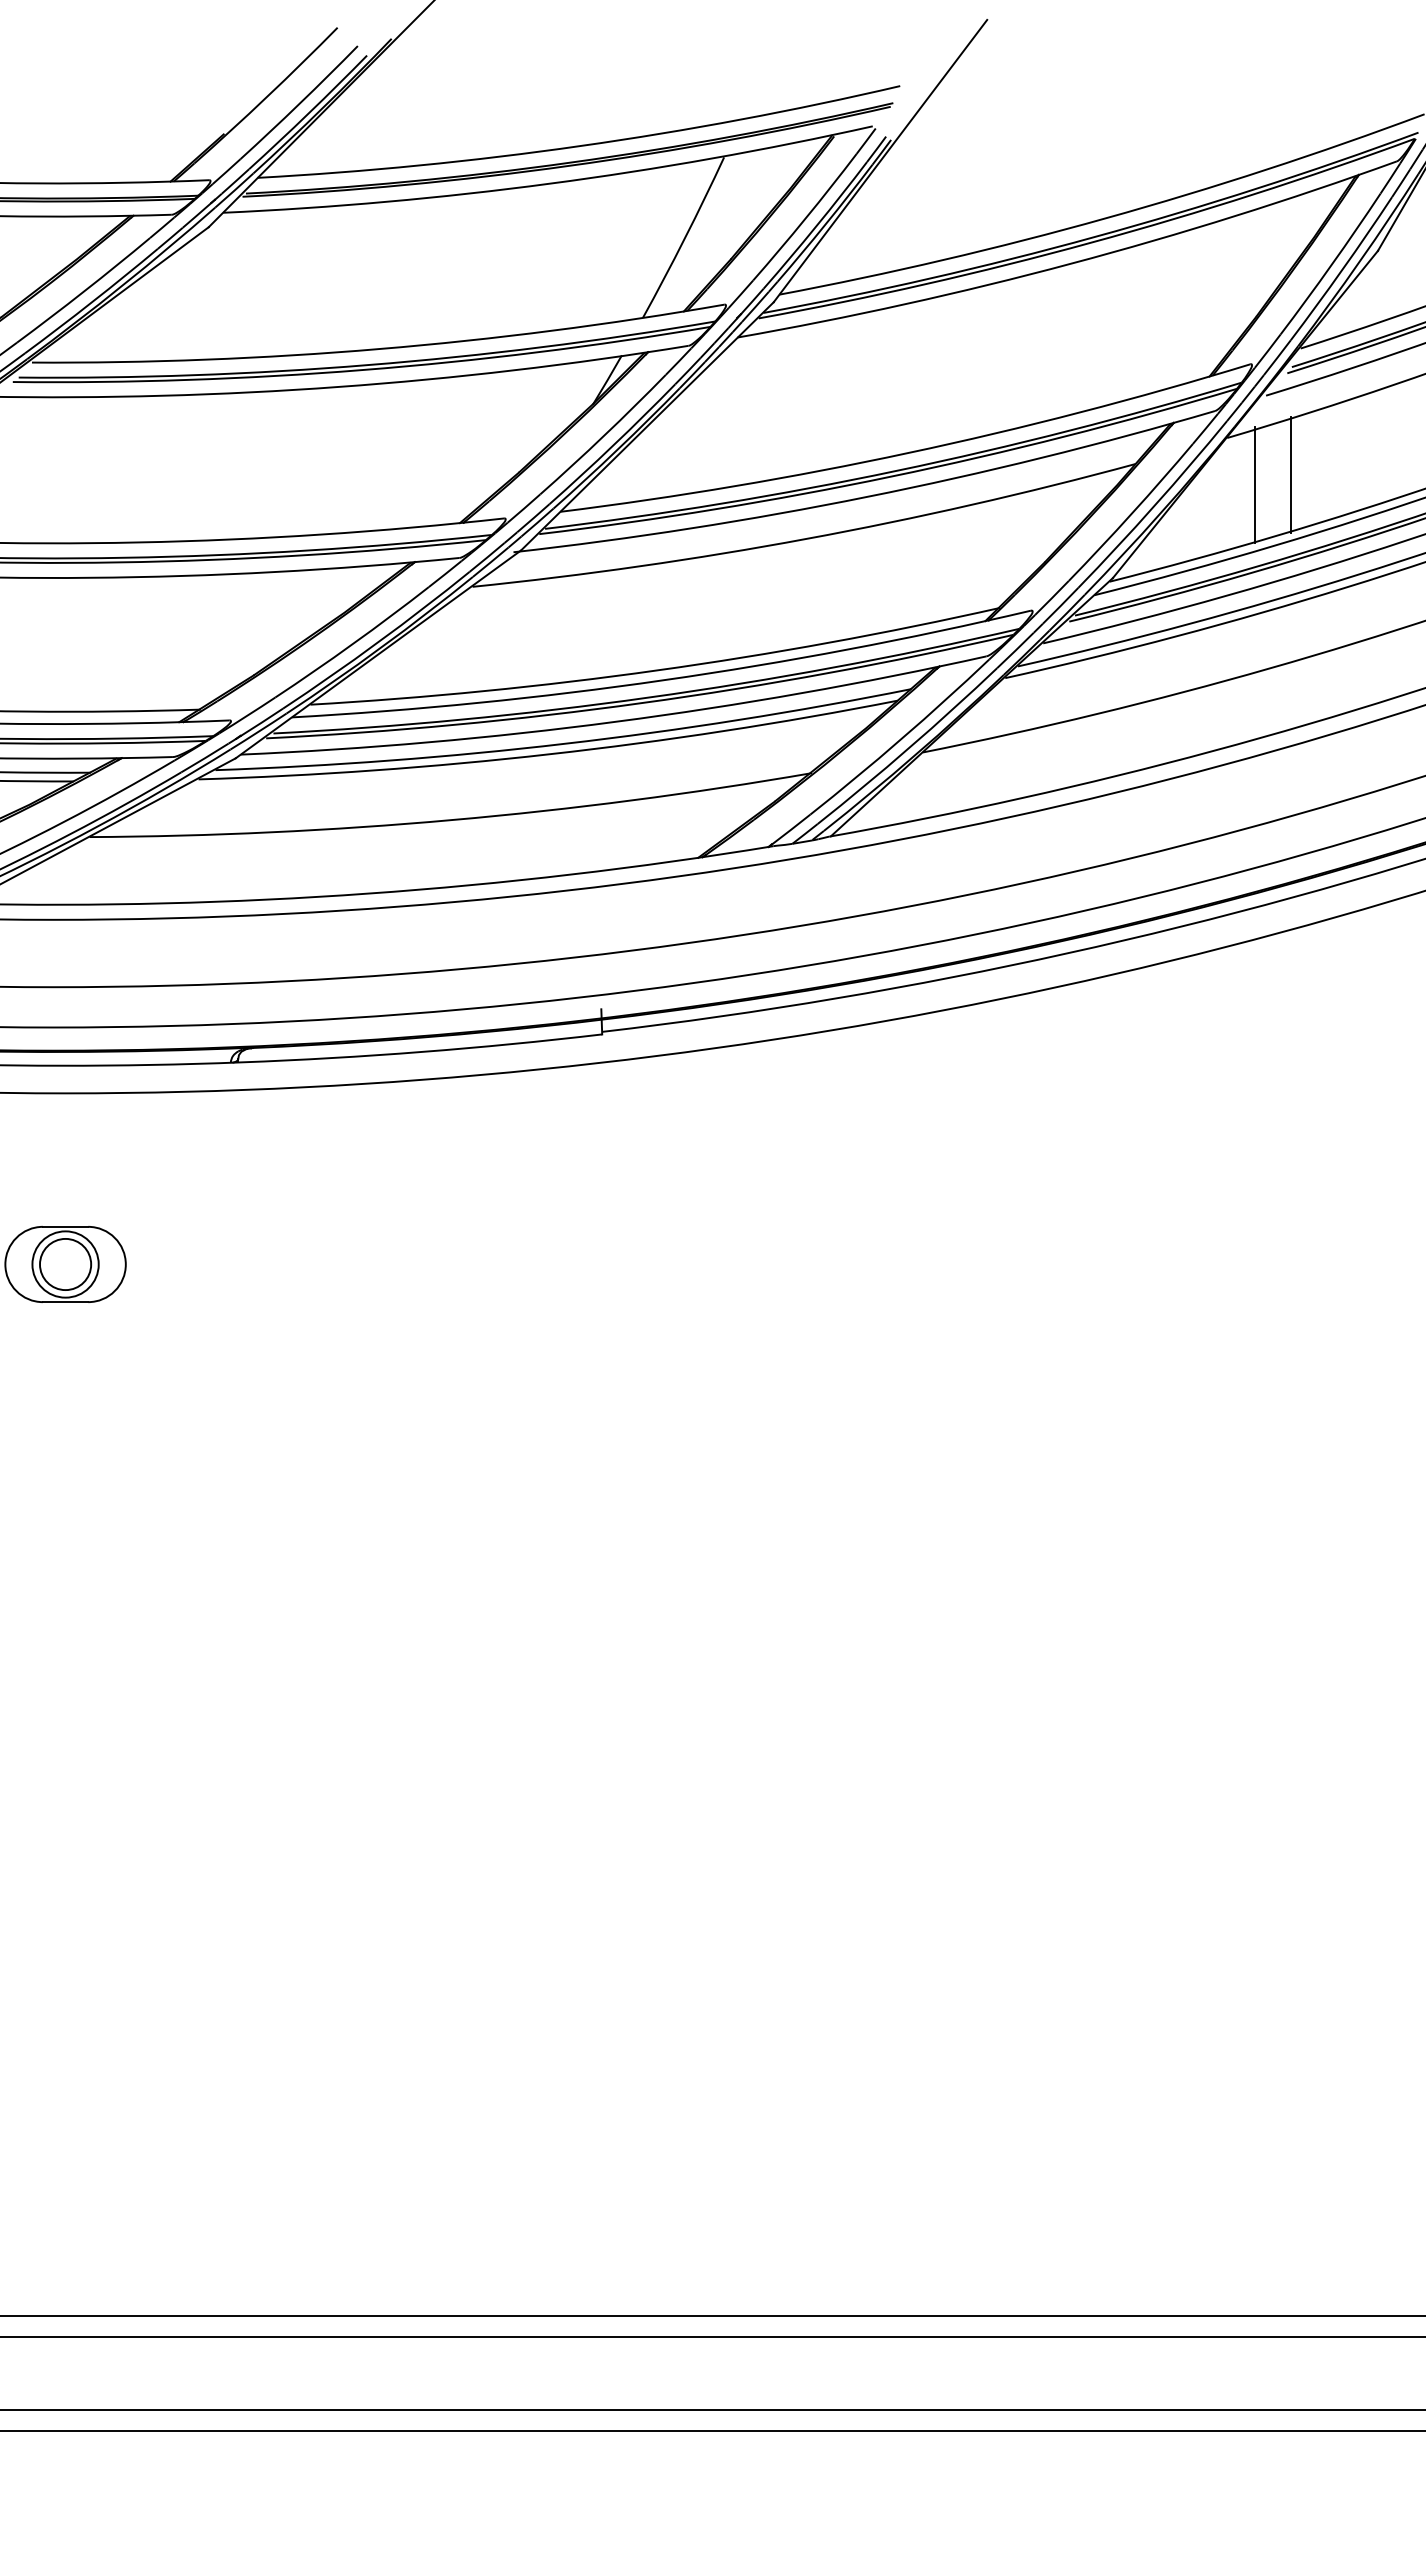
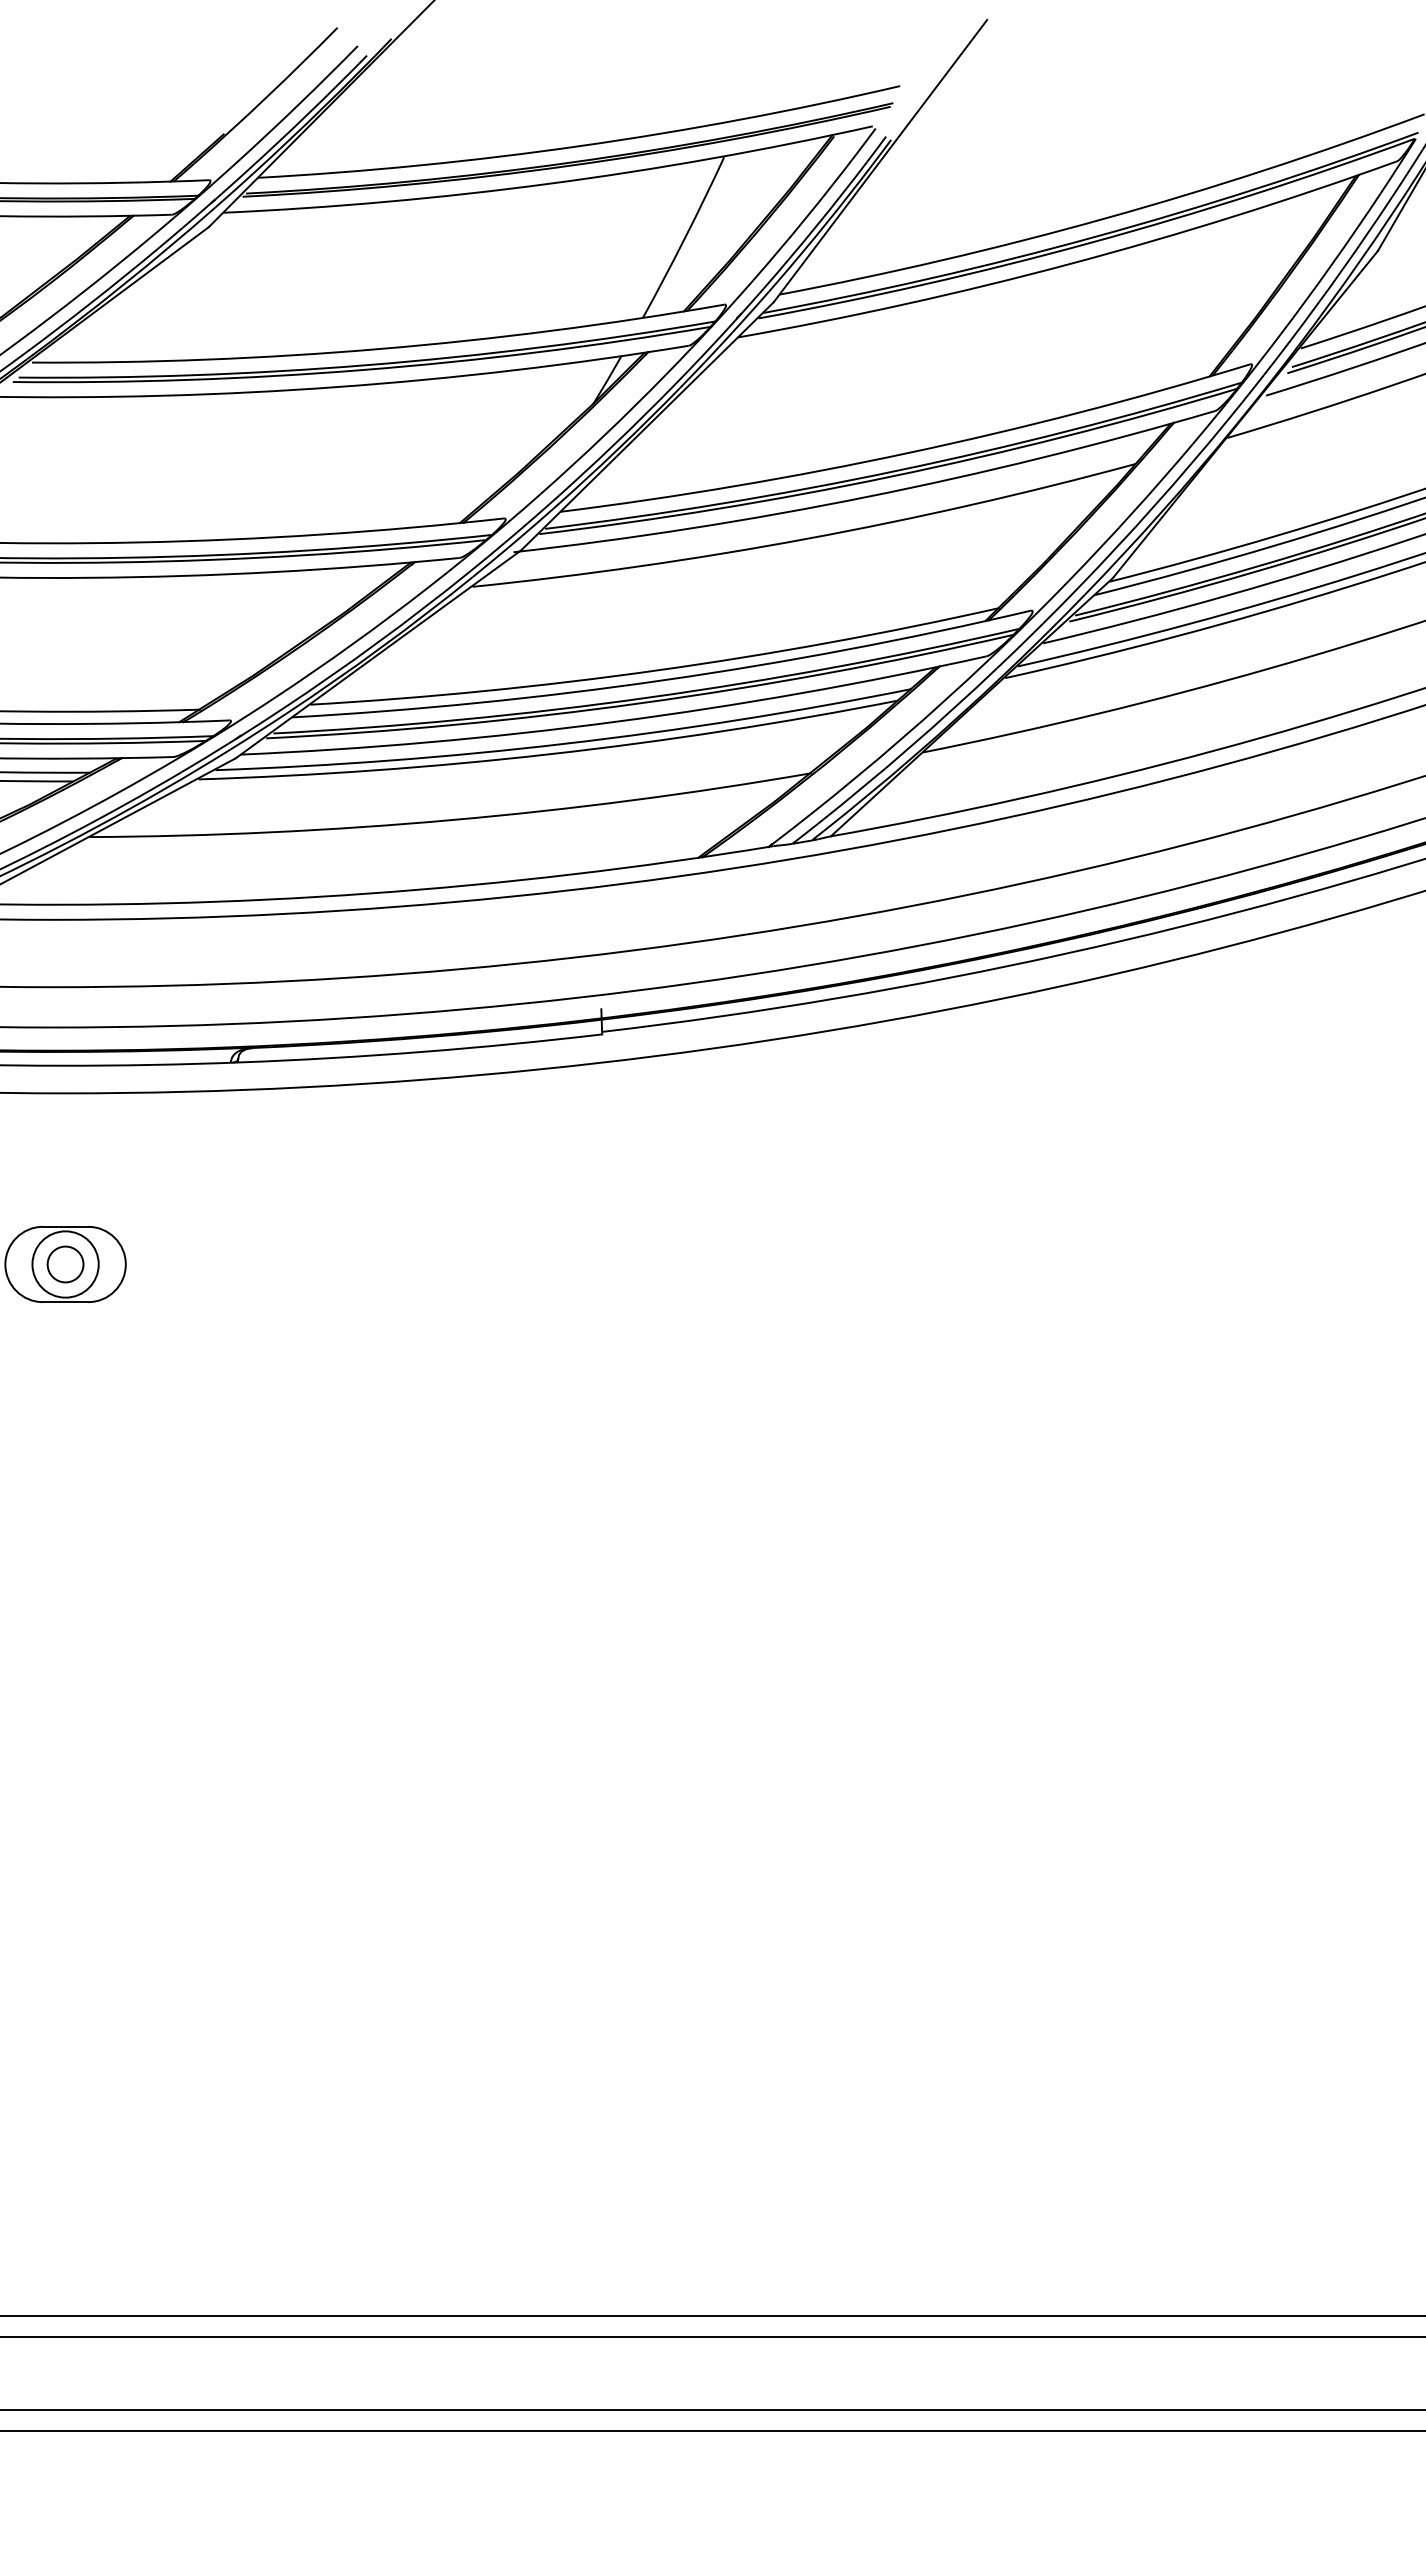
line: present -> none (1291, 474)
line: present -> none (1255, 484)
circle diameter: 51 px -> 36 px (65, 1264)
